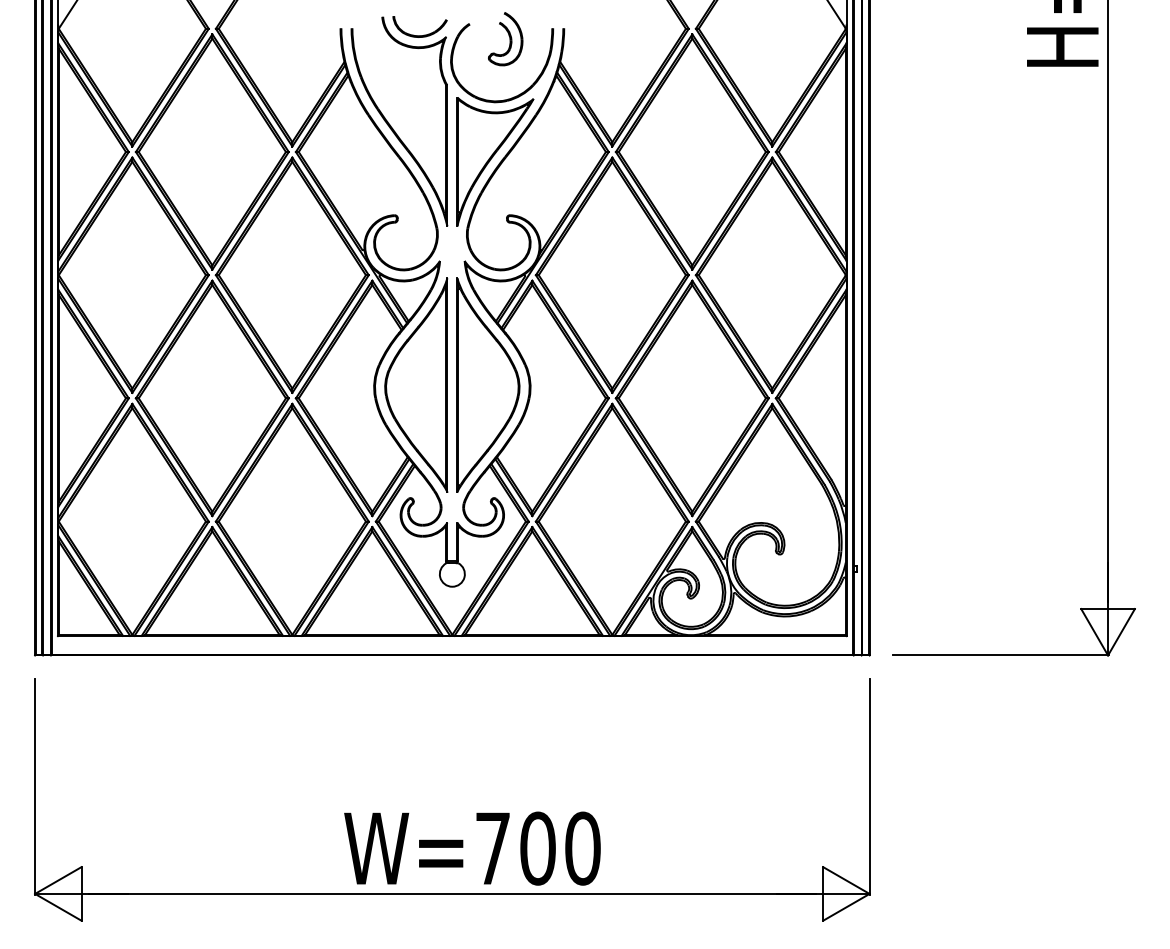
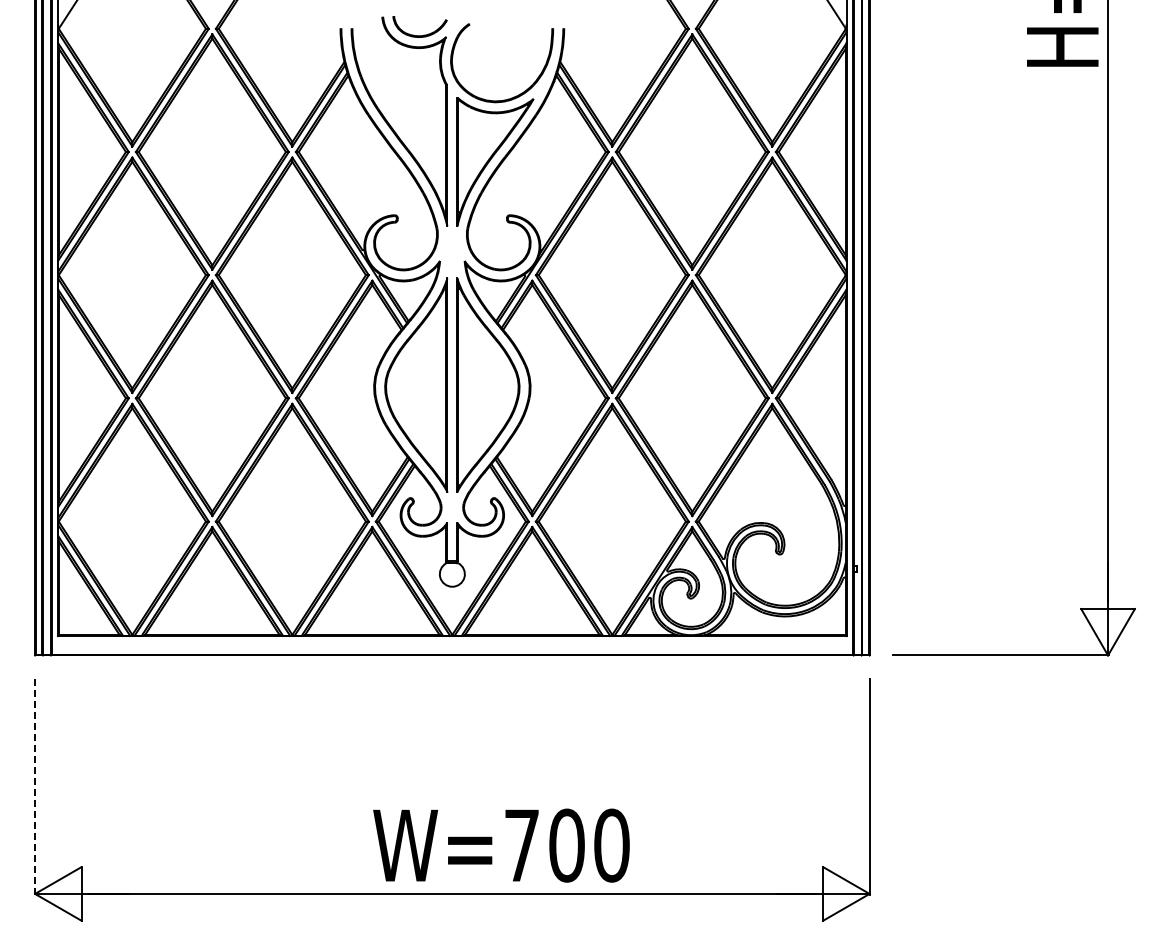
part: present -> none (505, 39)
line: solid -> dashed (35, 787)
text position: (472, 848) -> (501, 845) (501, 845)
